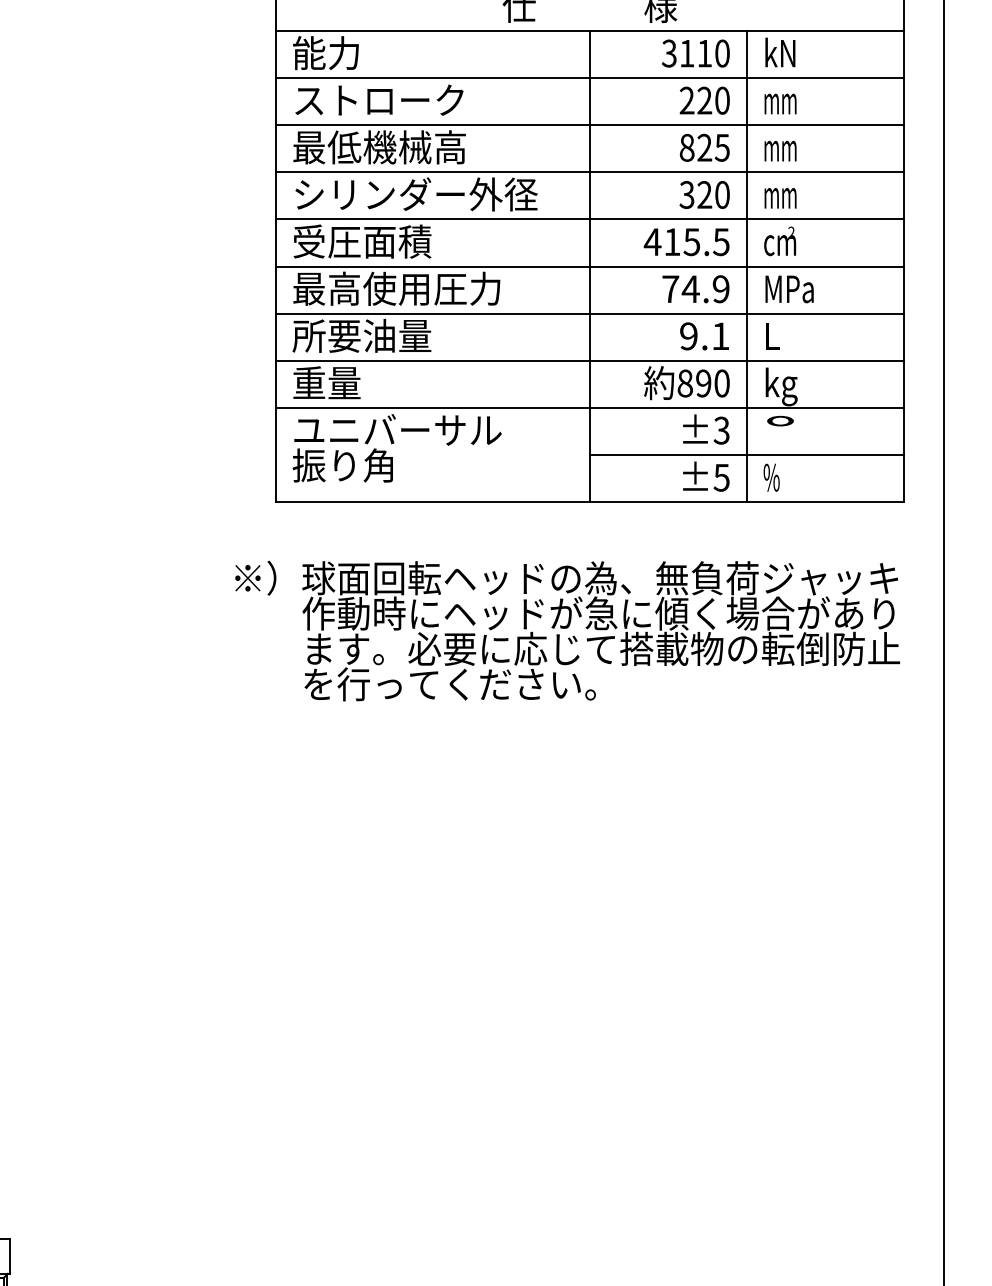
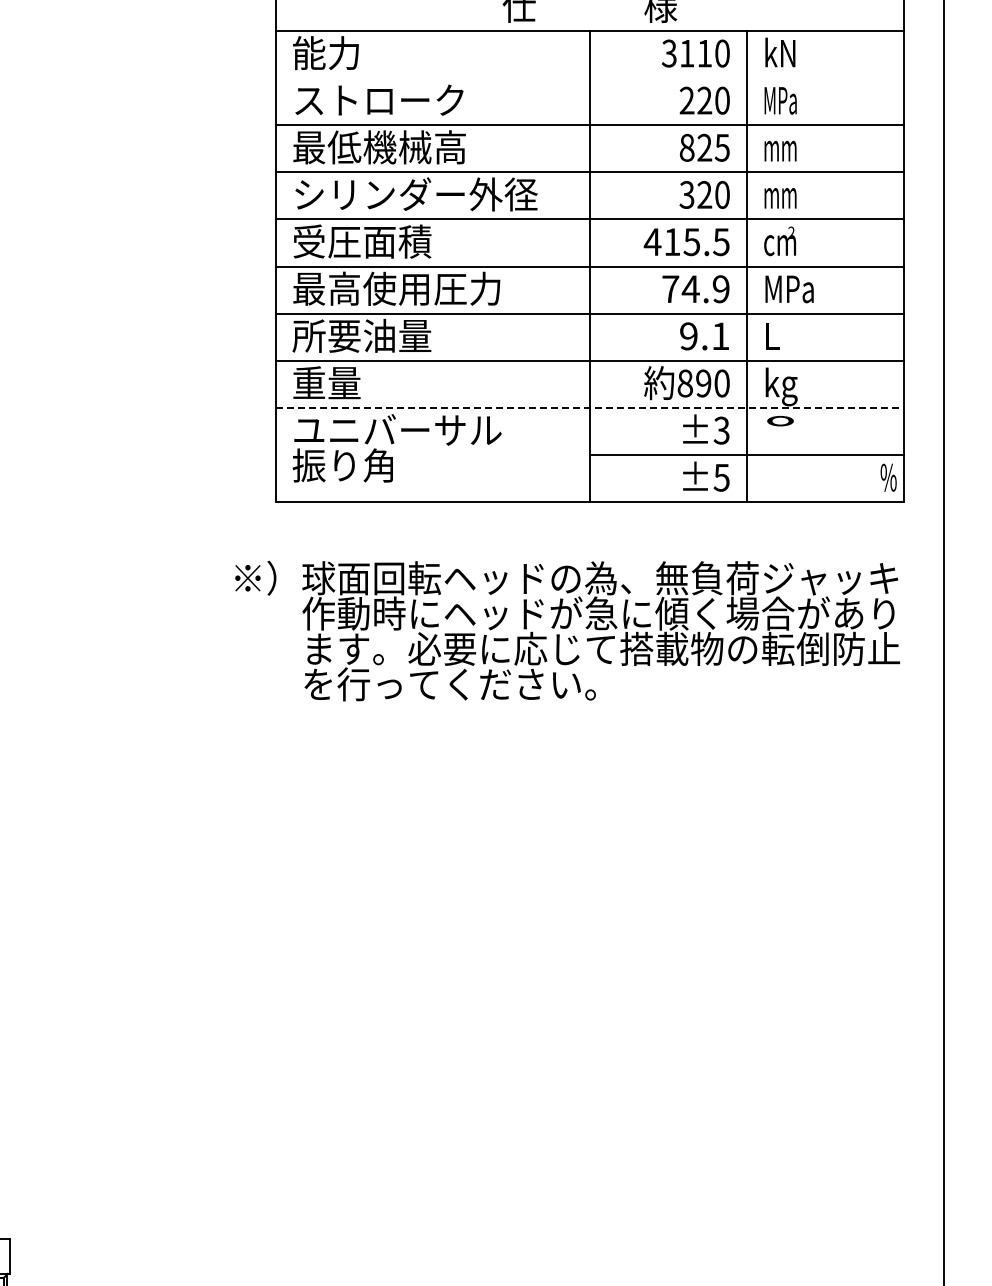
line: present -> none (589, 78)
text: mm -> MPa (780, 100)
line: solid -> dashed (590, 408)
text position: (771, 477) -> (888, 477) (888, 477)
